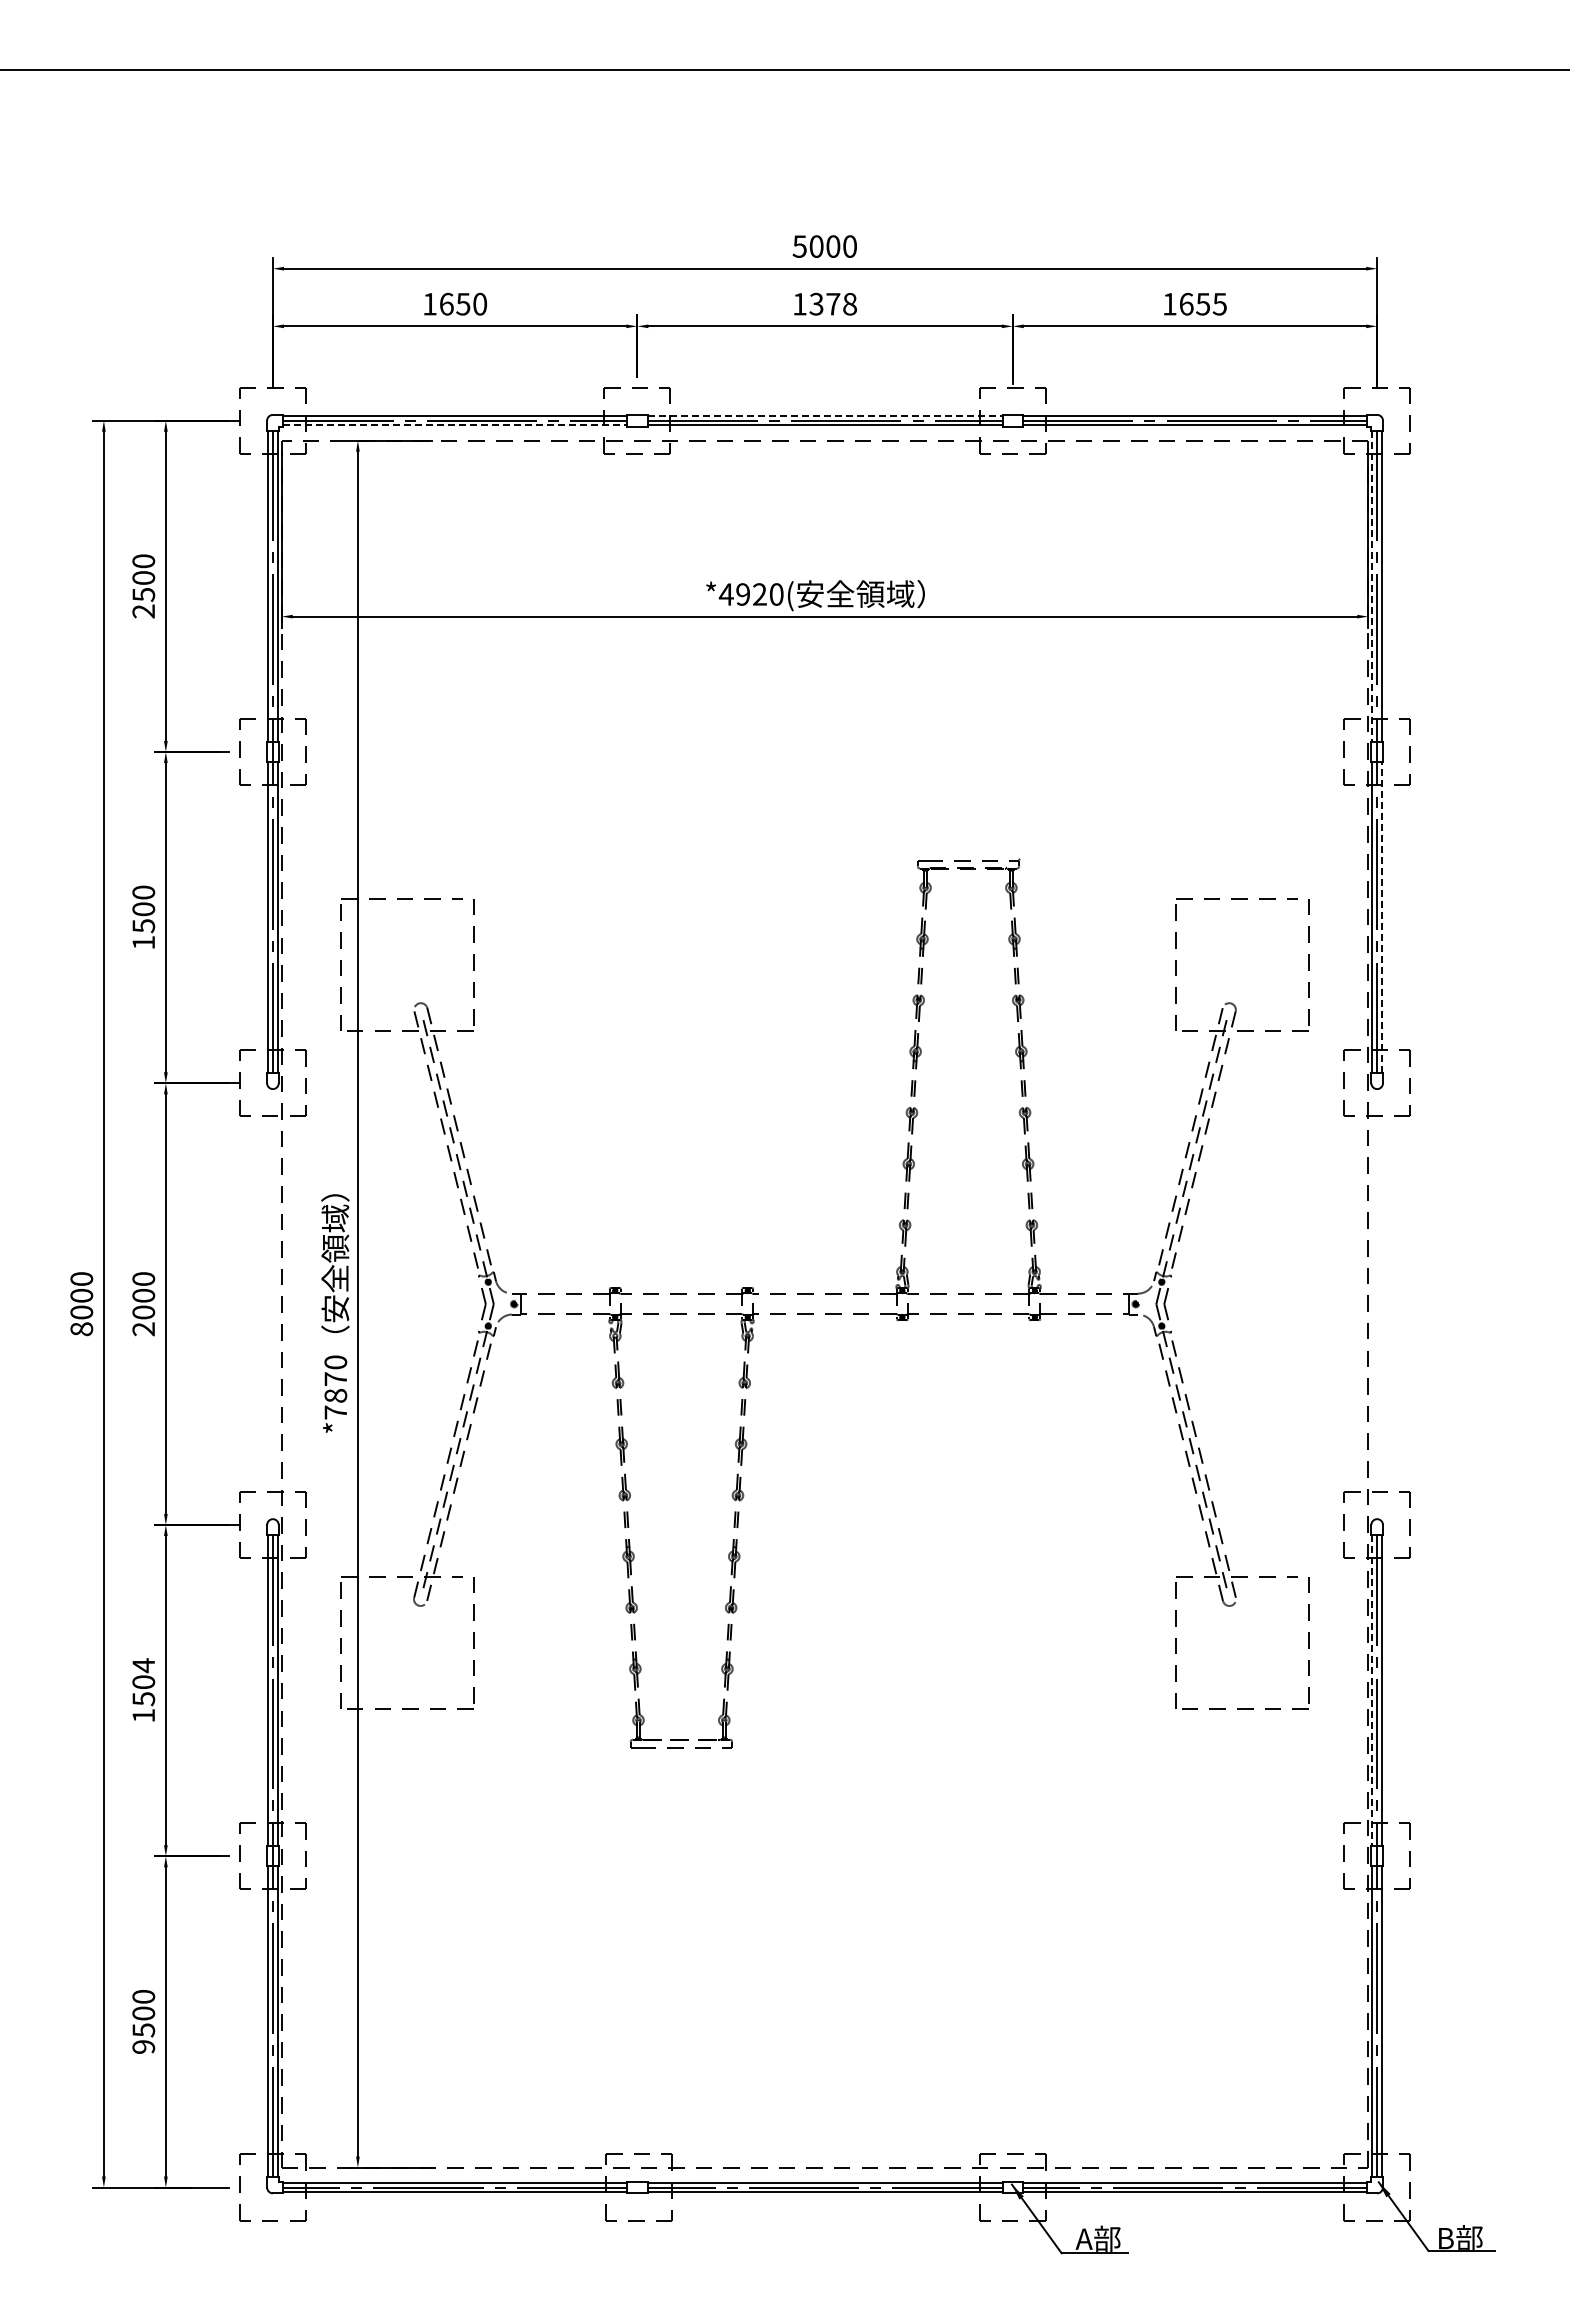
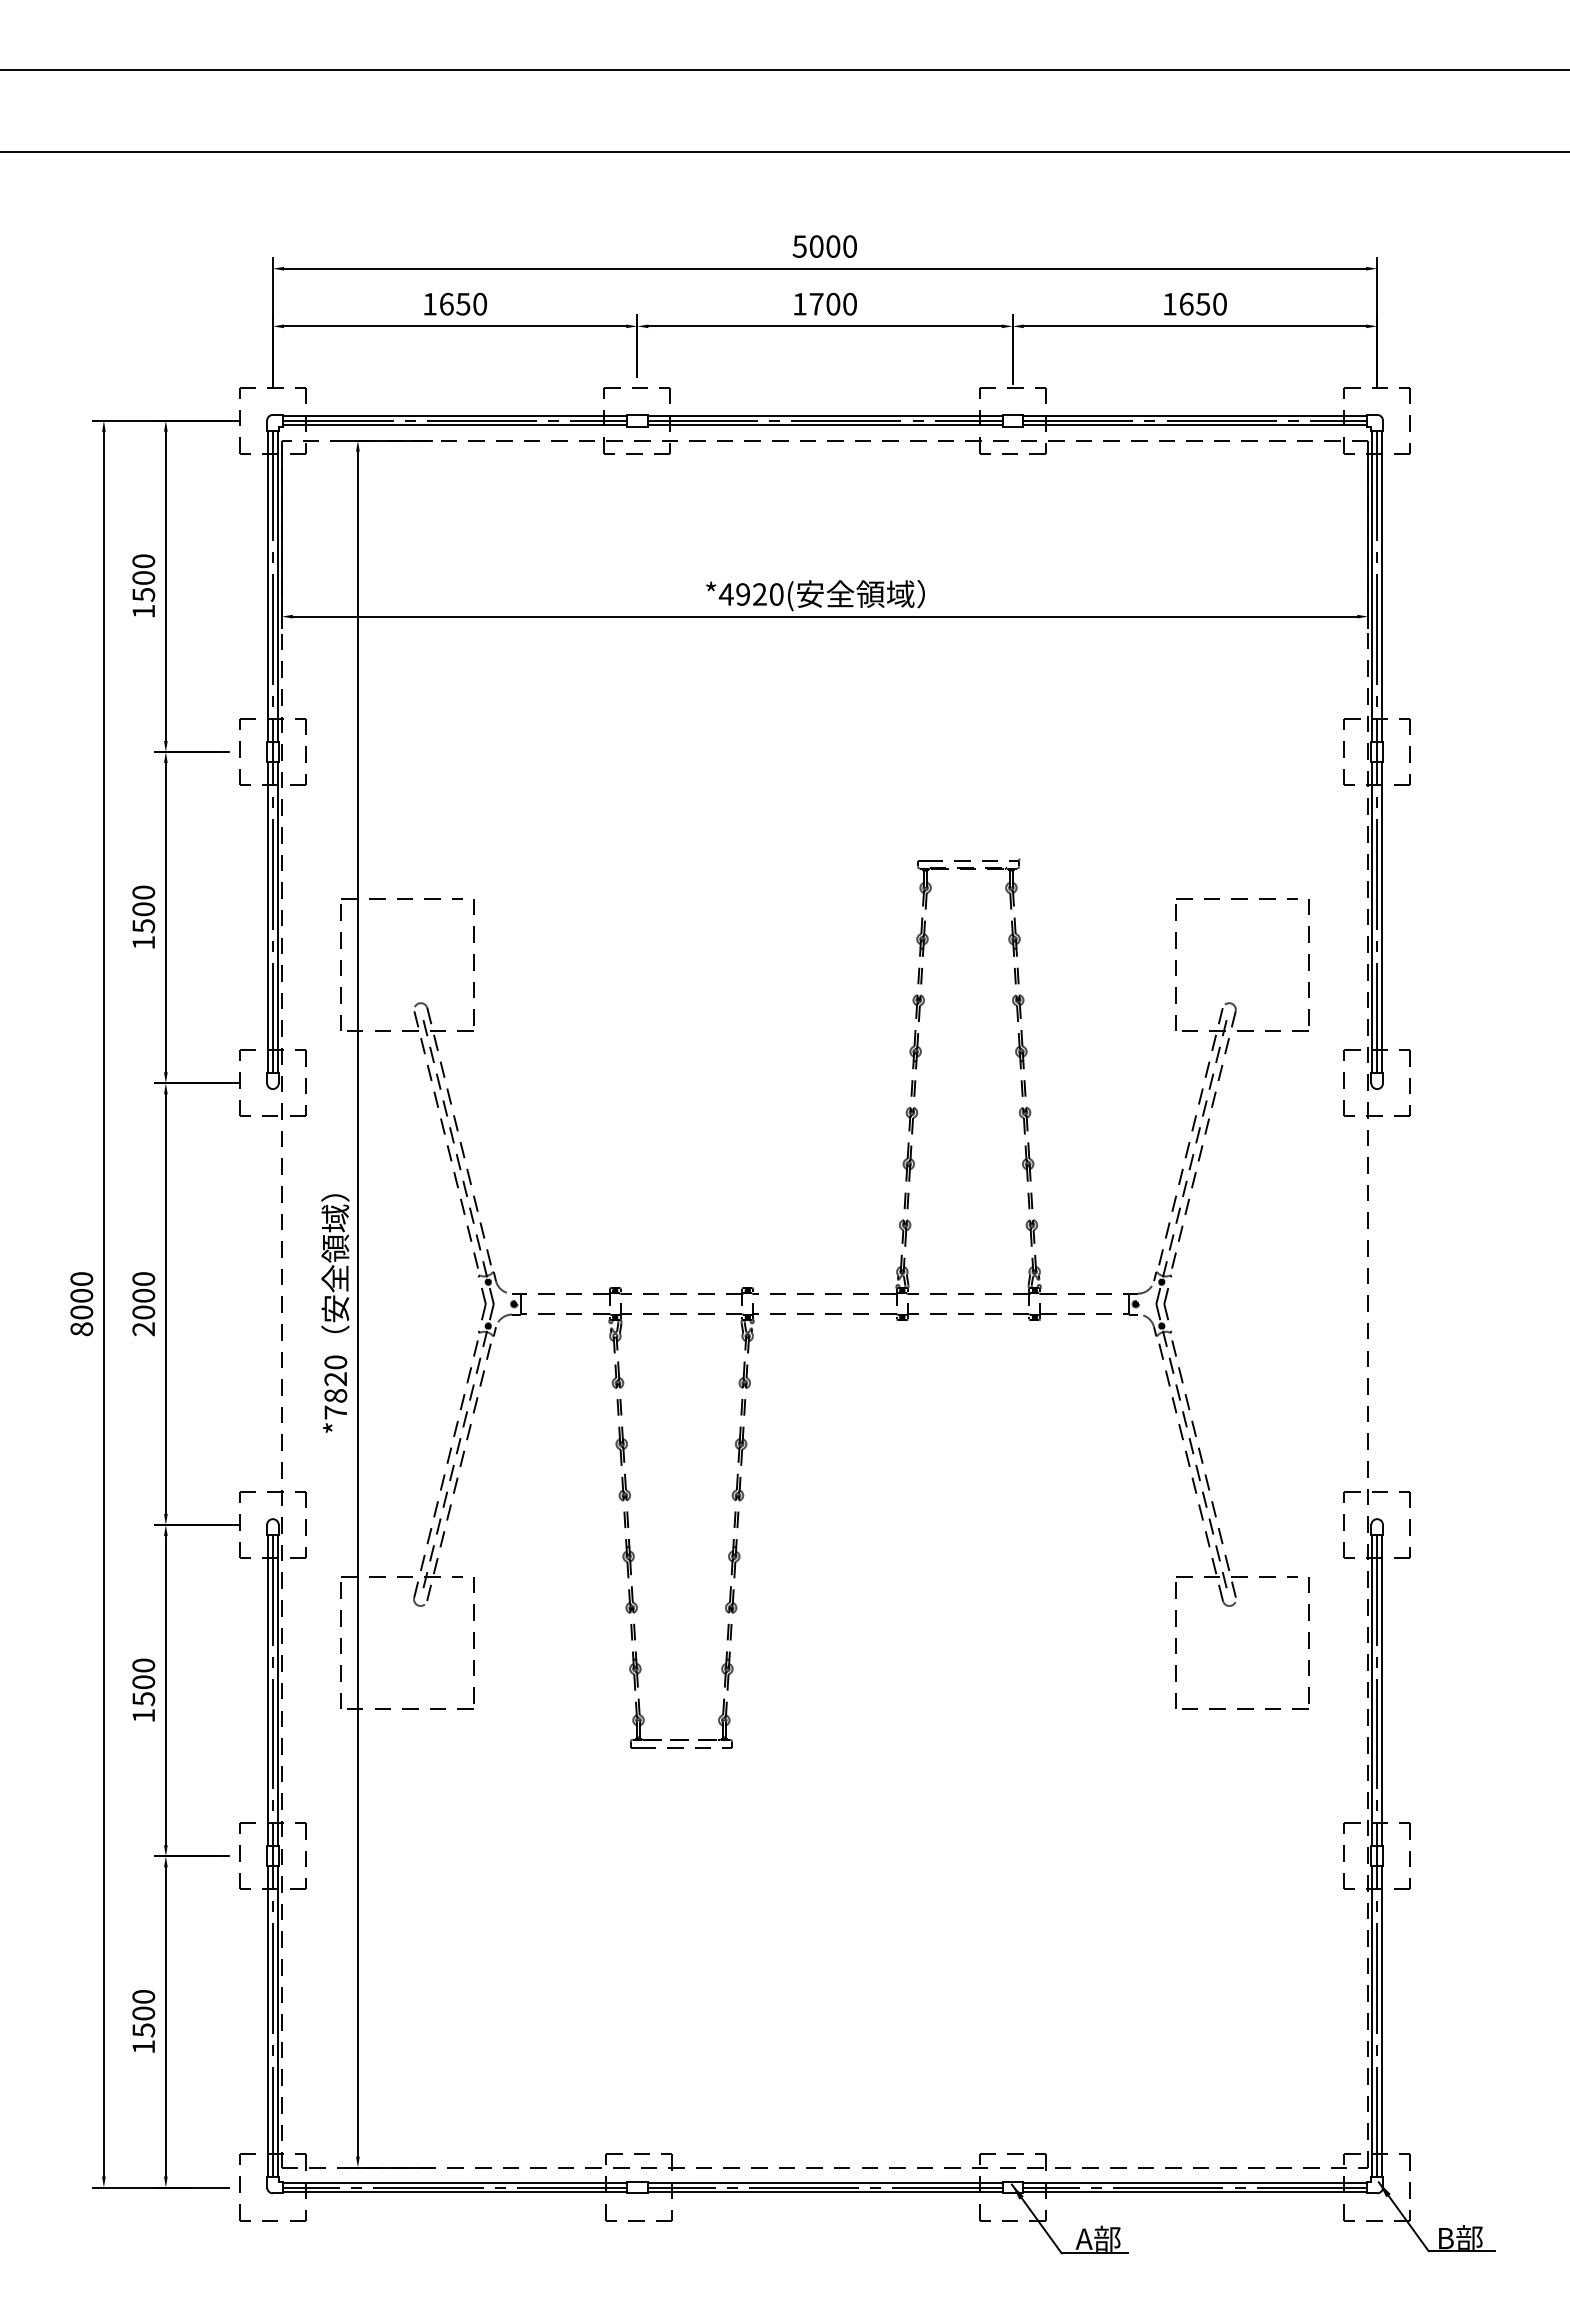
line: none -> present (784, 151)
text: 1378 -> 1700 (833, 303)
text: 1655 -> 1650 (1219, 303)
line: dashed -> solid (825, 416)
line: dashed -> solid (455, 425)
line: dashed -> solid (1372, 586)
text: 2500 -> 1500 (143, 611)
line: dashed -> solid (1381, 917)
text: *7870 -> *7820 (335, 1379)
text: 1504 -> 1500 (143, 1665)
line: dashed -> solid (1372, 1691)
text: 9500 -> 1500 (143, 2046)
